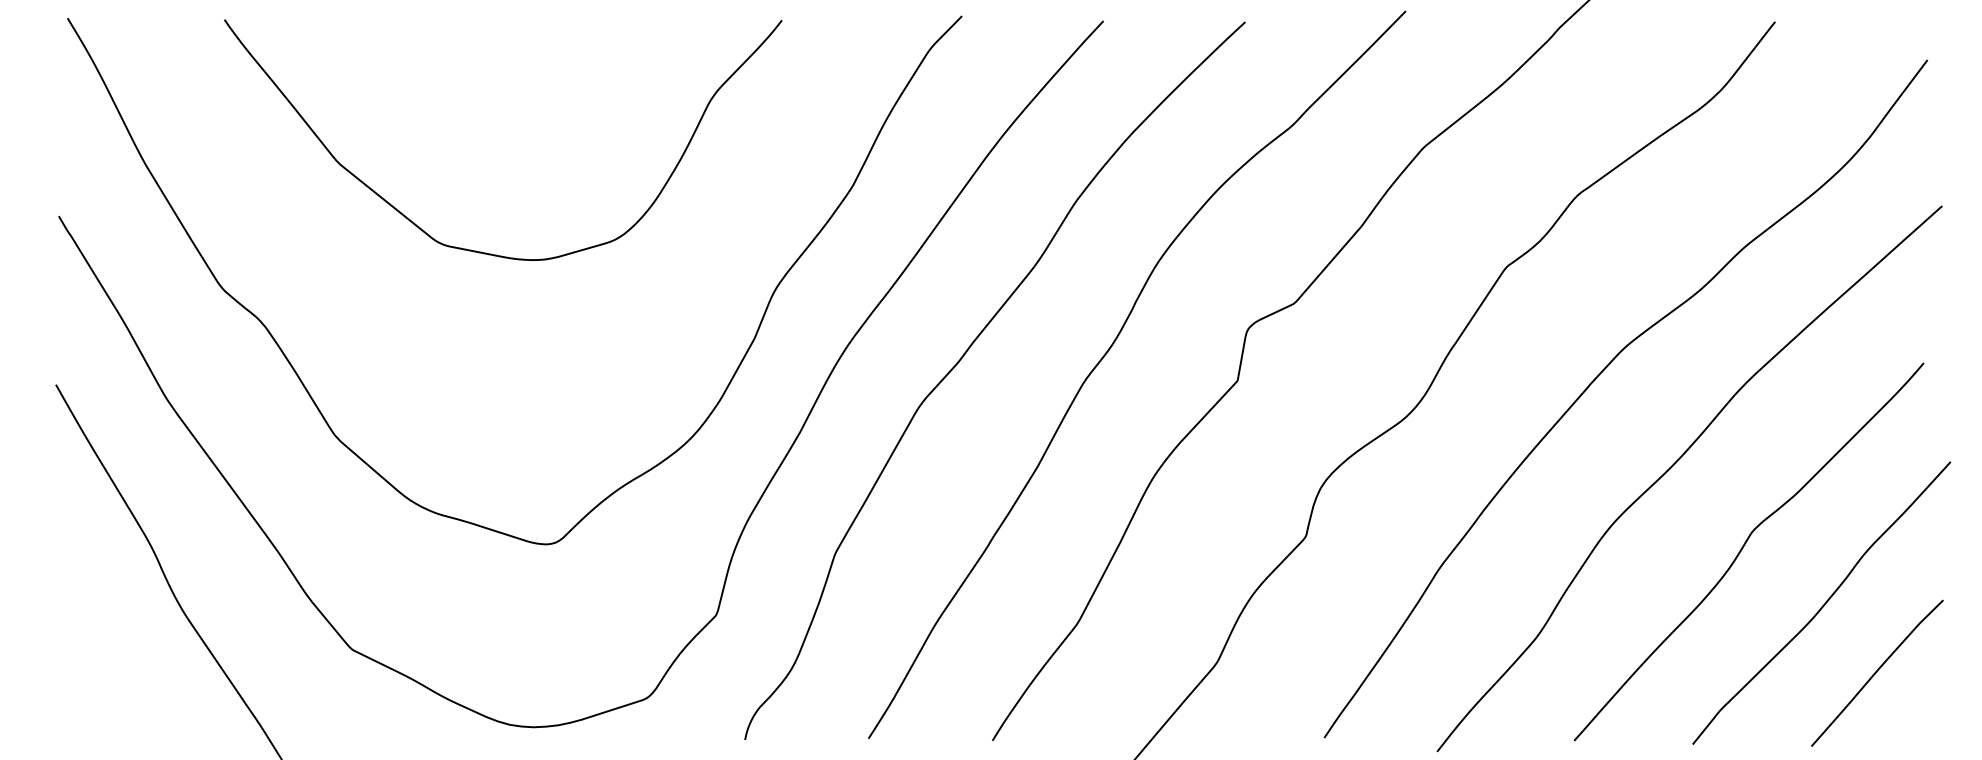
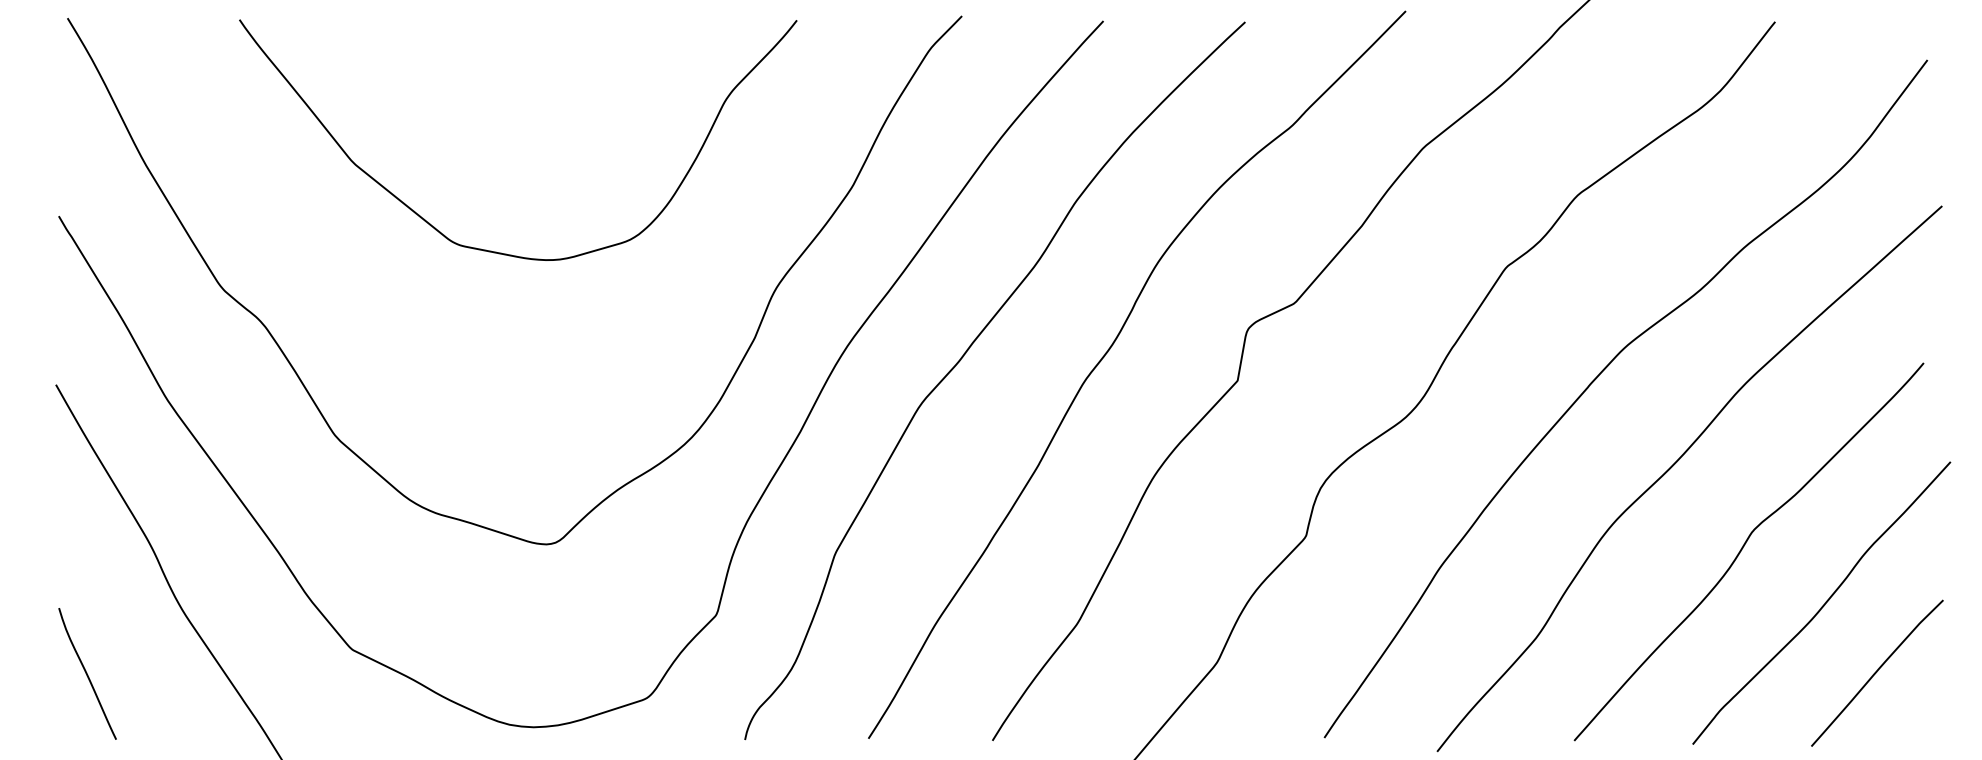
curve position: (481, 251) -> (496, 251) (496, 251)
curve: none -> present (87, 673)
